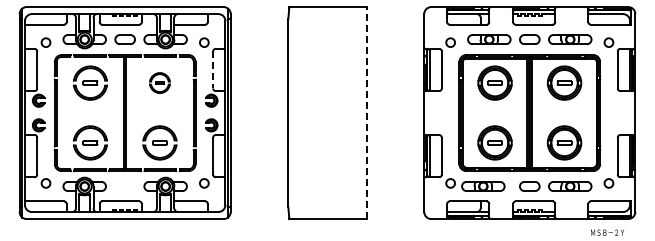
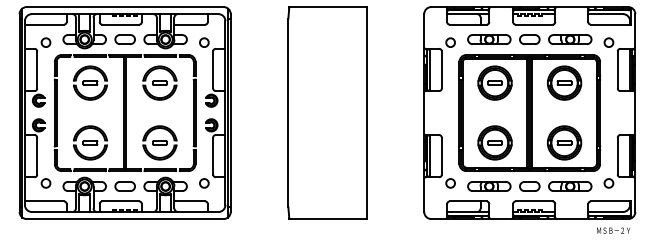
line: dashed -> solid (213, 70)
part size: 22x22 px -> 36x36 px (159, 82)
line: dashed -> solid (366, 113)
part: none -> present (124, 186)
part position: (483, 186) -> (489, 186) (489, 186)
text position: (607, 232) -> (613, 230) (613, 230)
